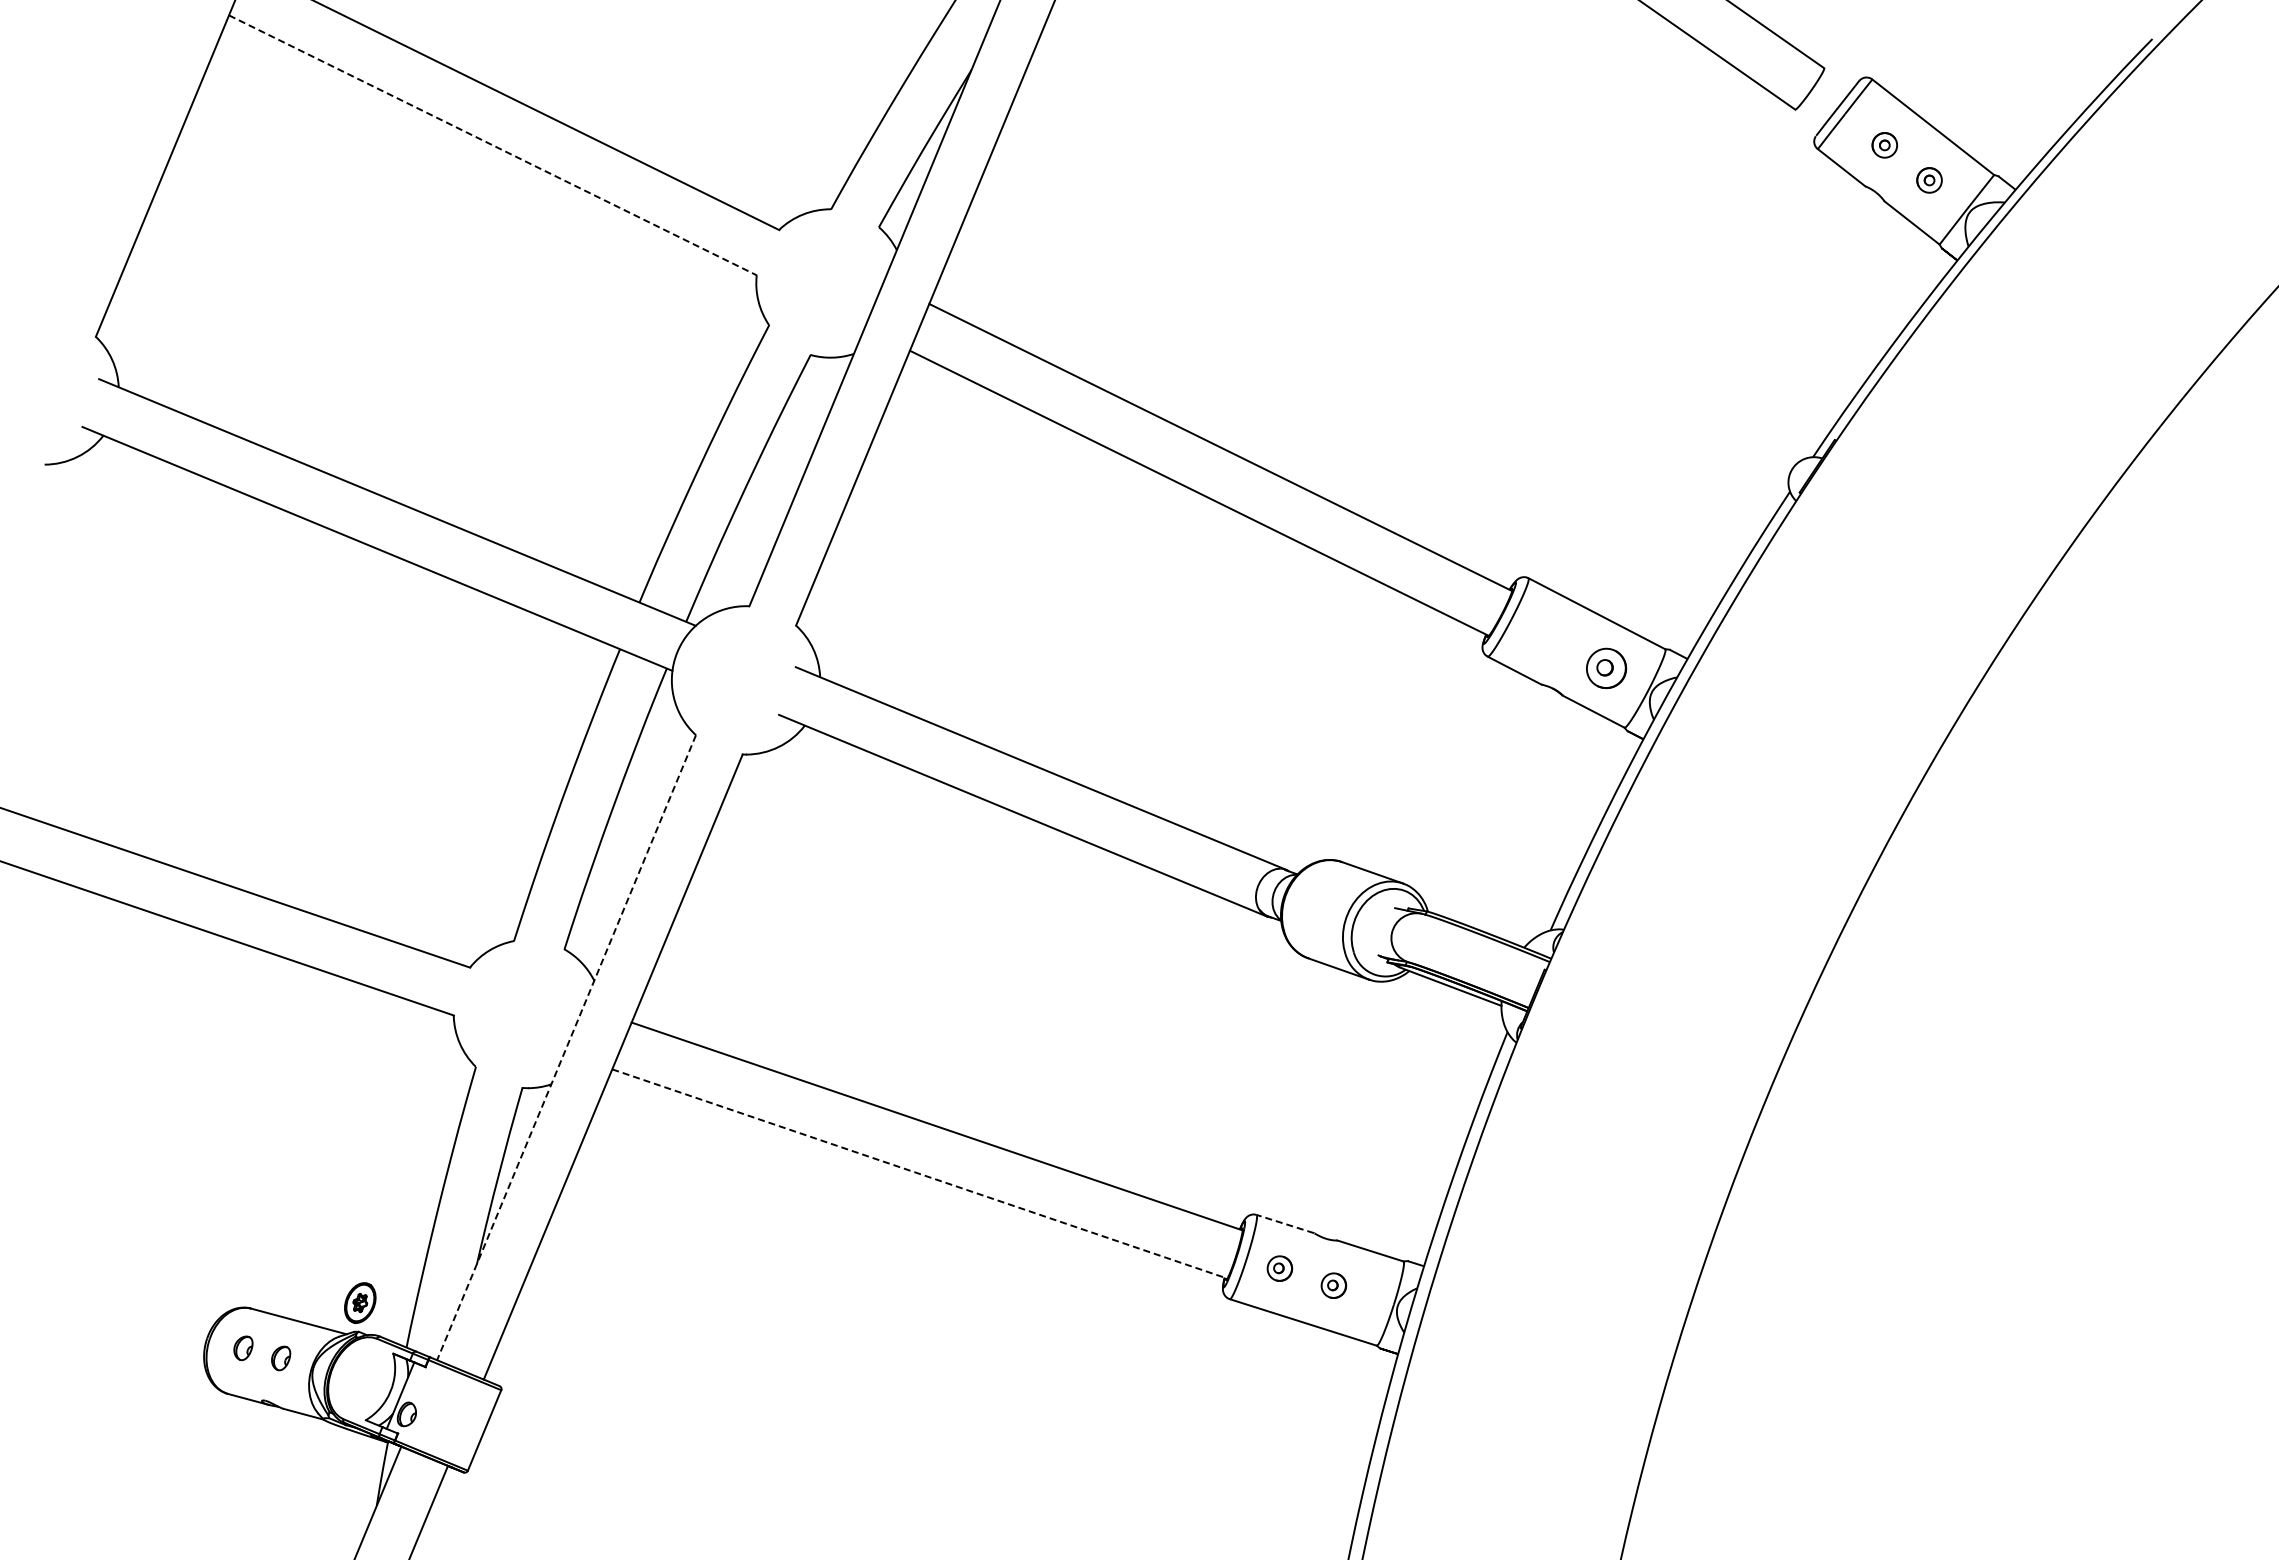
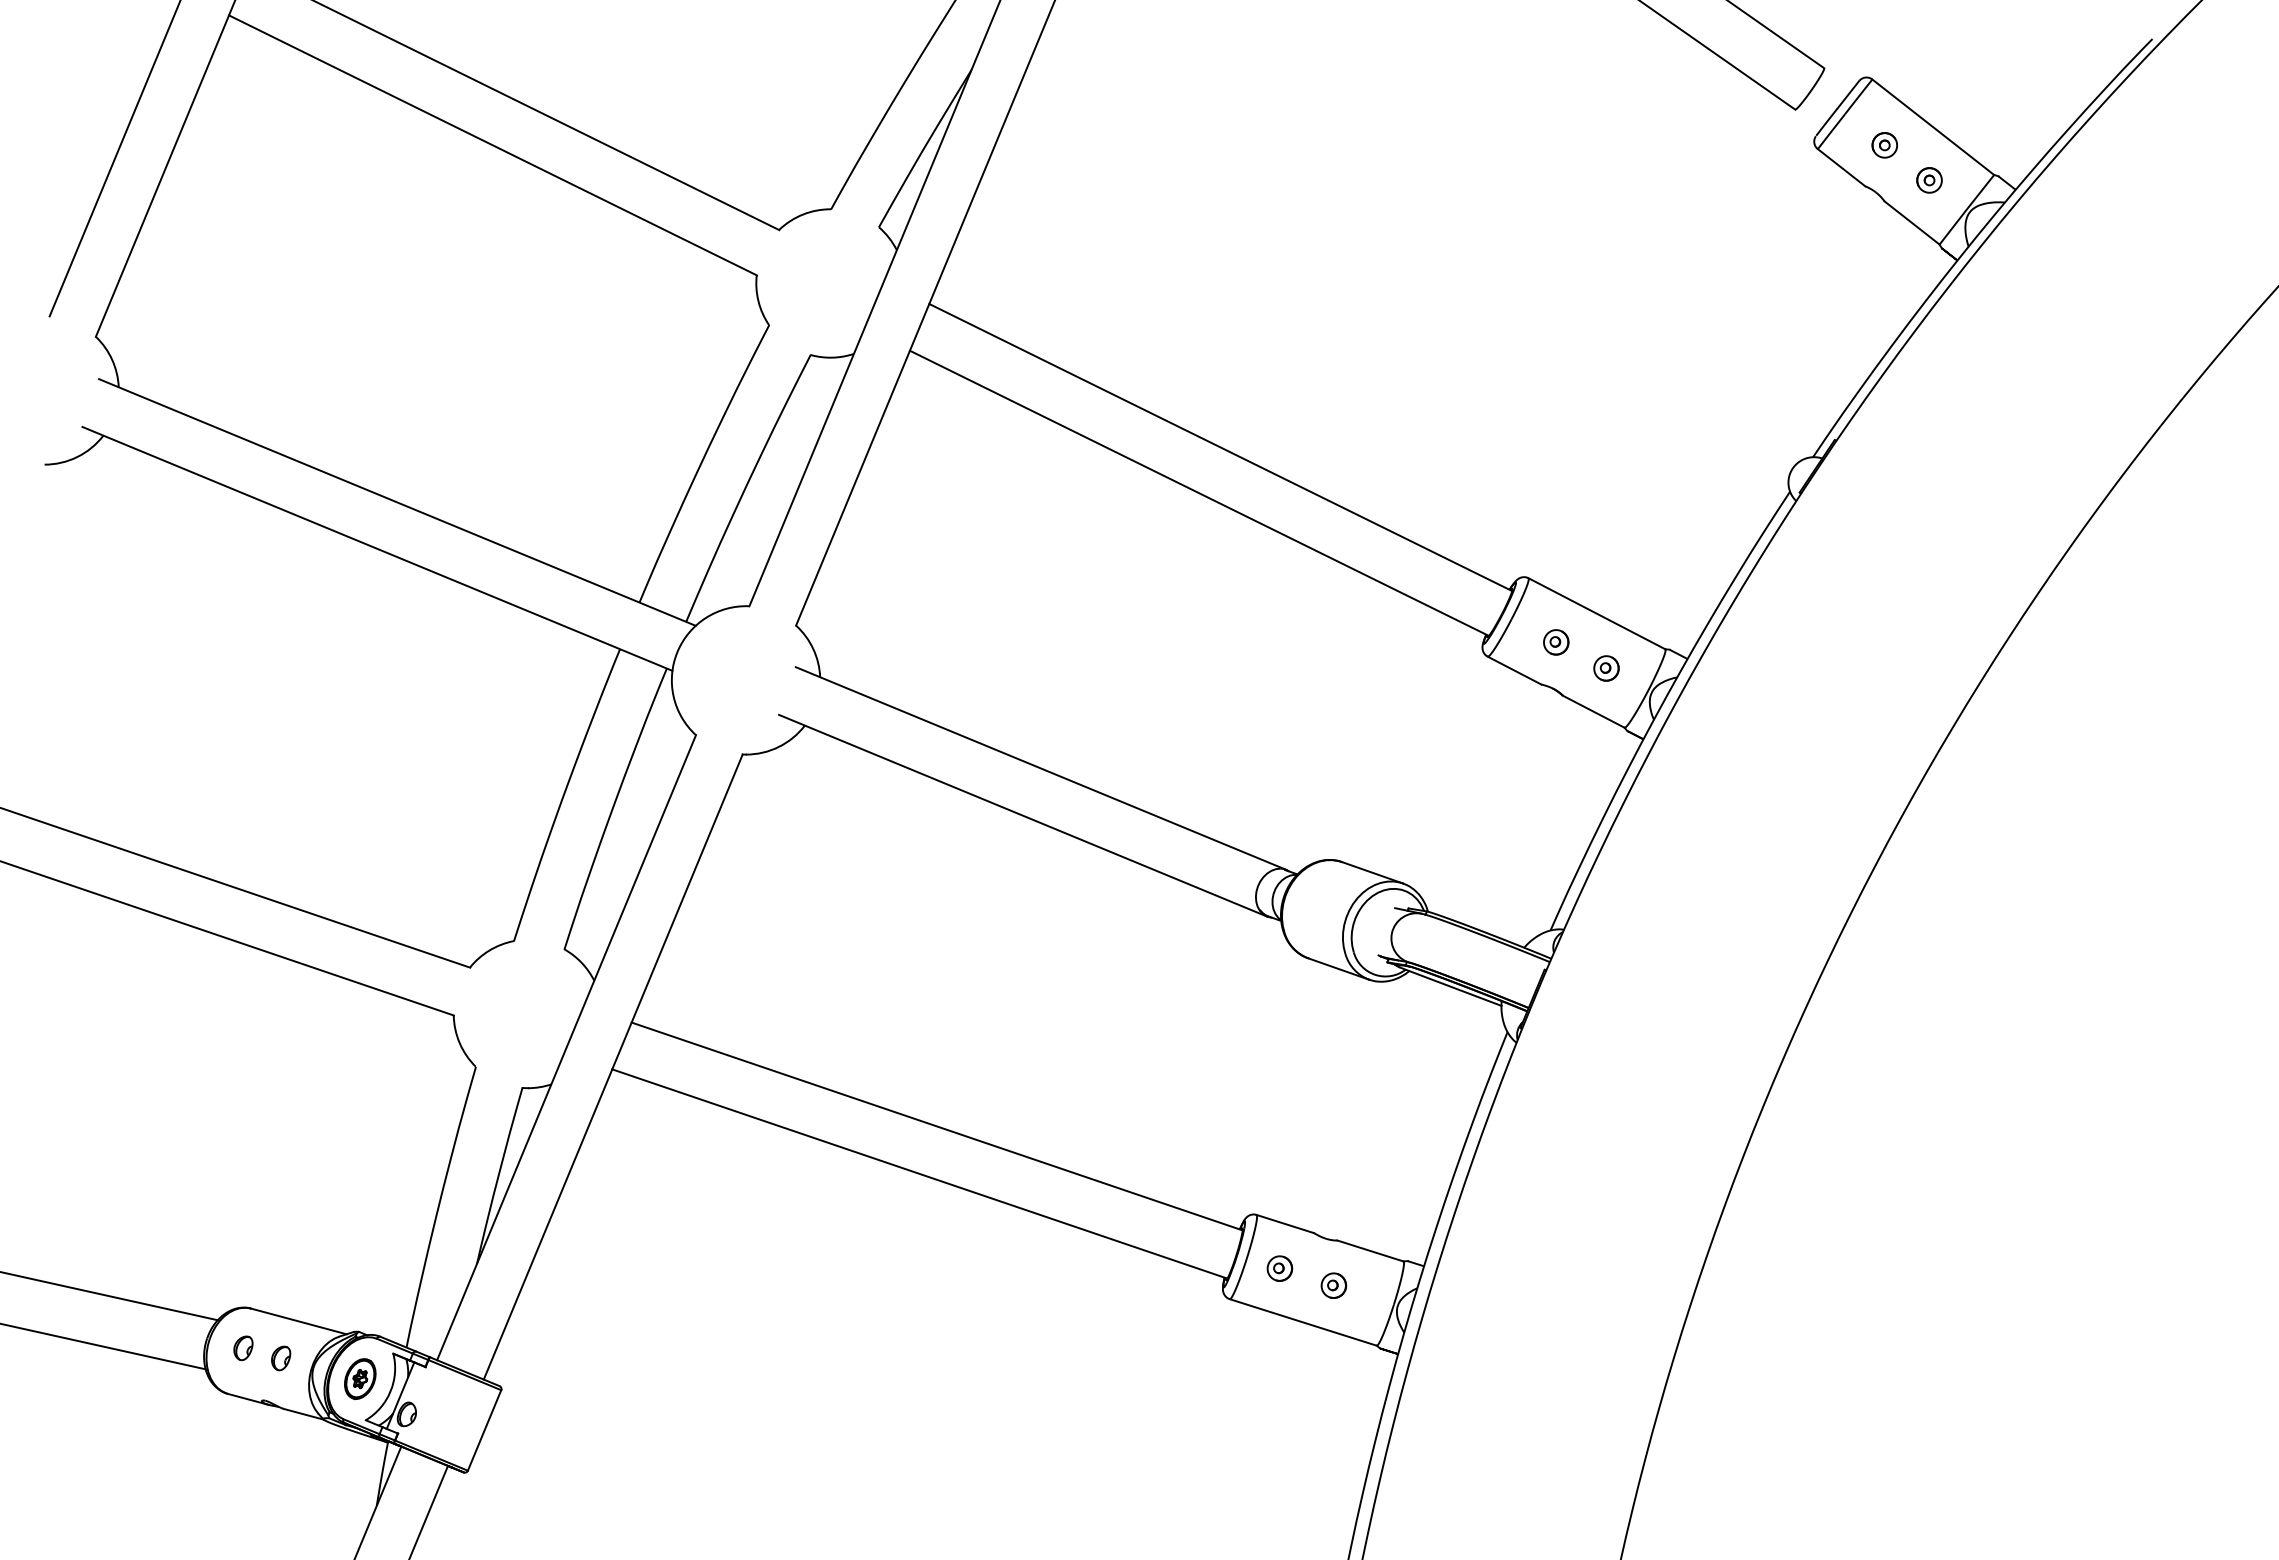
line: dashed -> solid (493, 145)
line: none -> present (114, 159)
part: none -> present (1556, 642)
part size: 42x43 px -> 27x27 px (1606, 668)
line: dashed -> solid (566, 1048)
line: dashed -> solid (919, 1173)
line: dashed -> solid (1284, 1223)
line: none -> present (109, 1296)
part position: (360, 1303) -> (360, 1379) (360, 1379)
line: none -> present (103, 1346)
